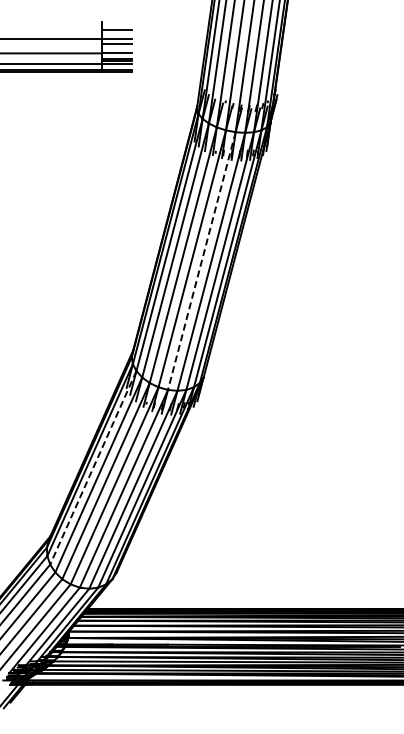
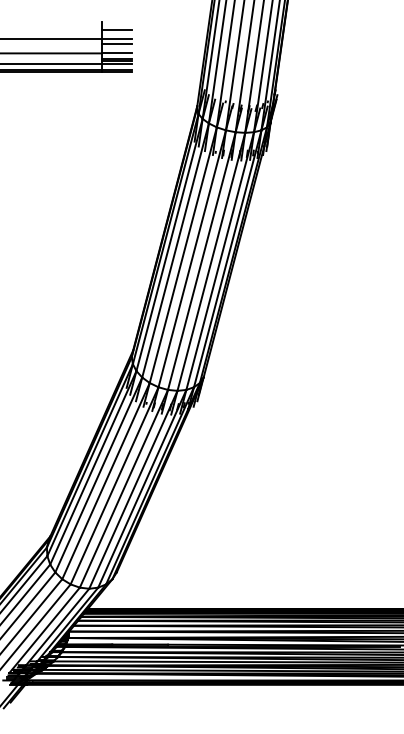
line: dashed -> solid (201, 261)
line: dashed -> solid (93, 467)
